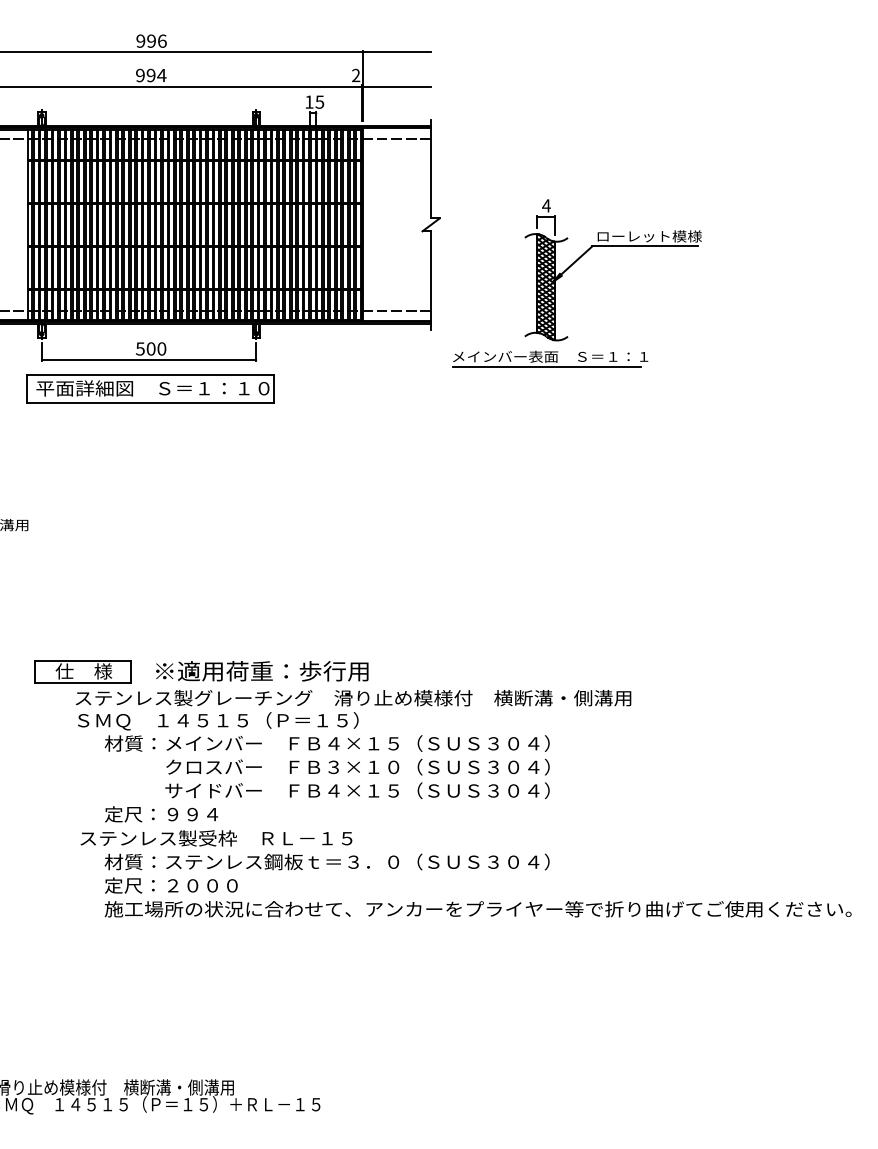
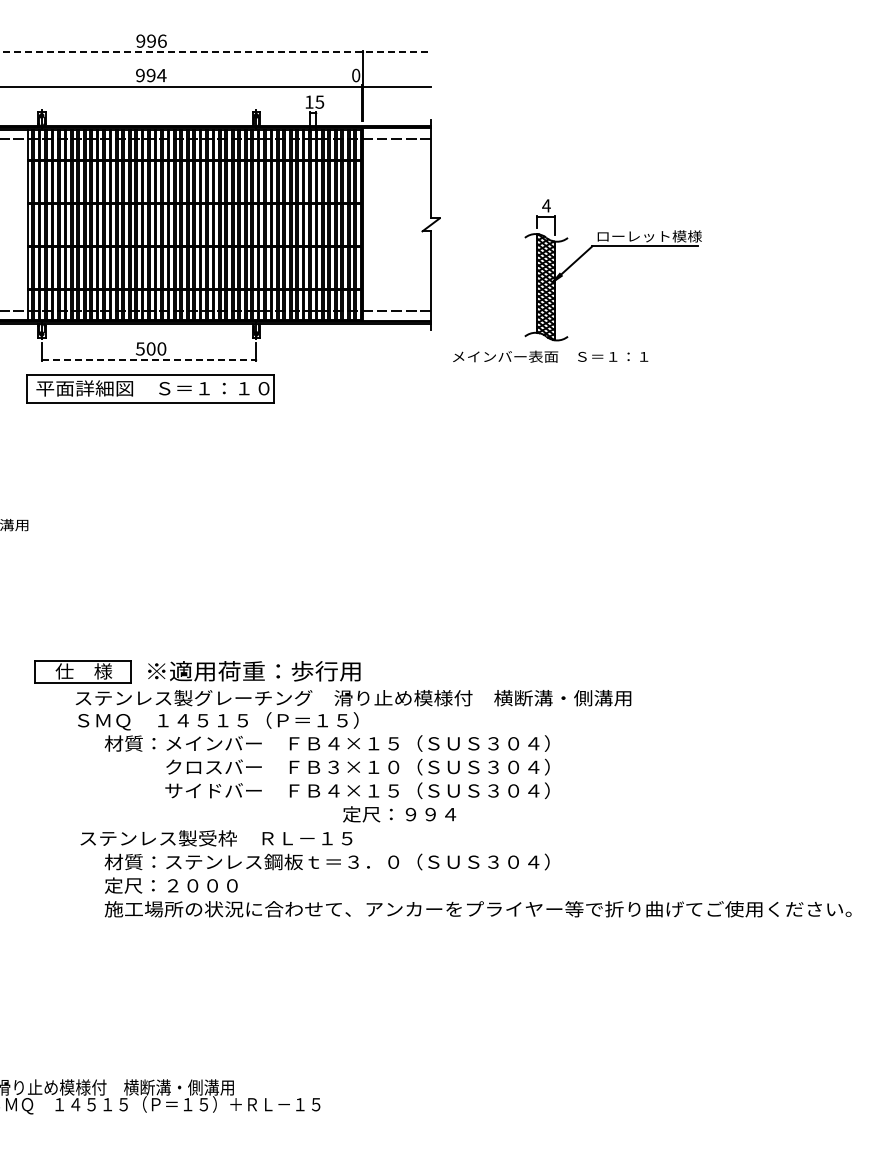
line: solid -> dashed (216, 52)
text: 2 -> 0 (356, 75)
line: solid -> dashed (149, 360)
line: present -> none (546, 366)
text position: (262, 671) -> (254, 671) (254, 671)
text position: (161, 814) -> (399, 814) (399, 814)
